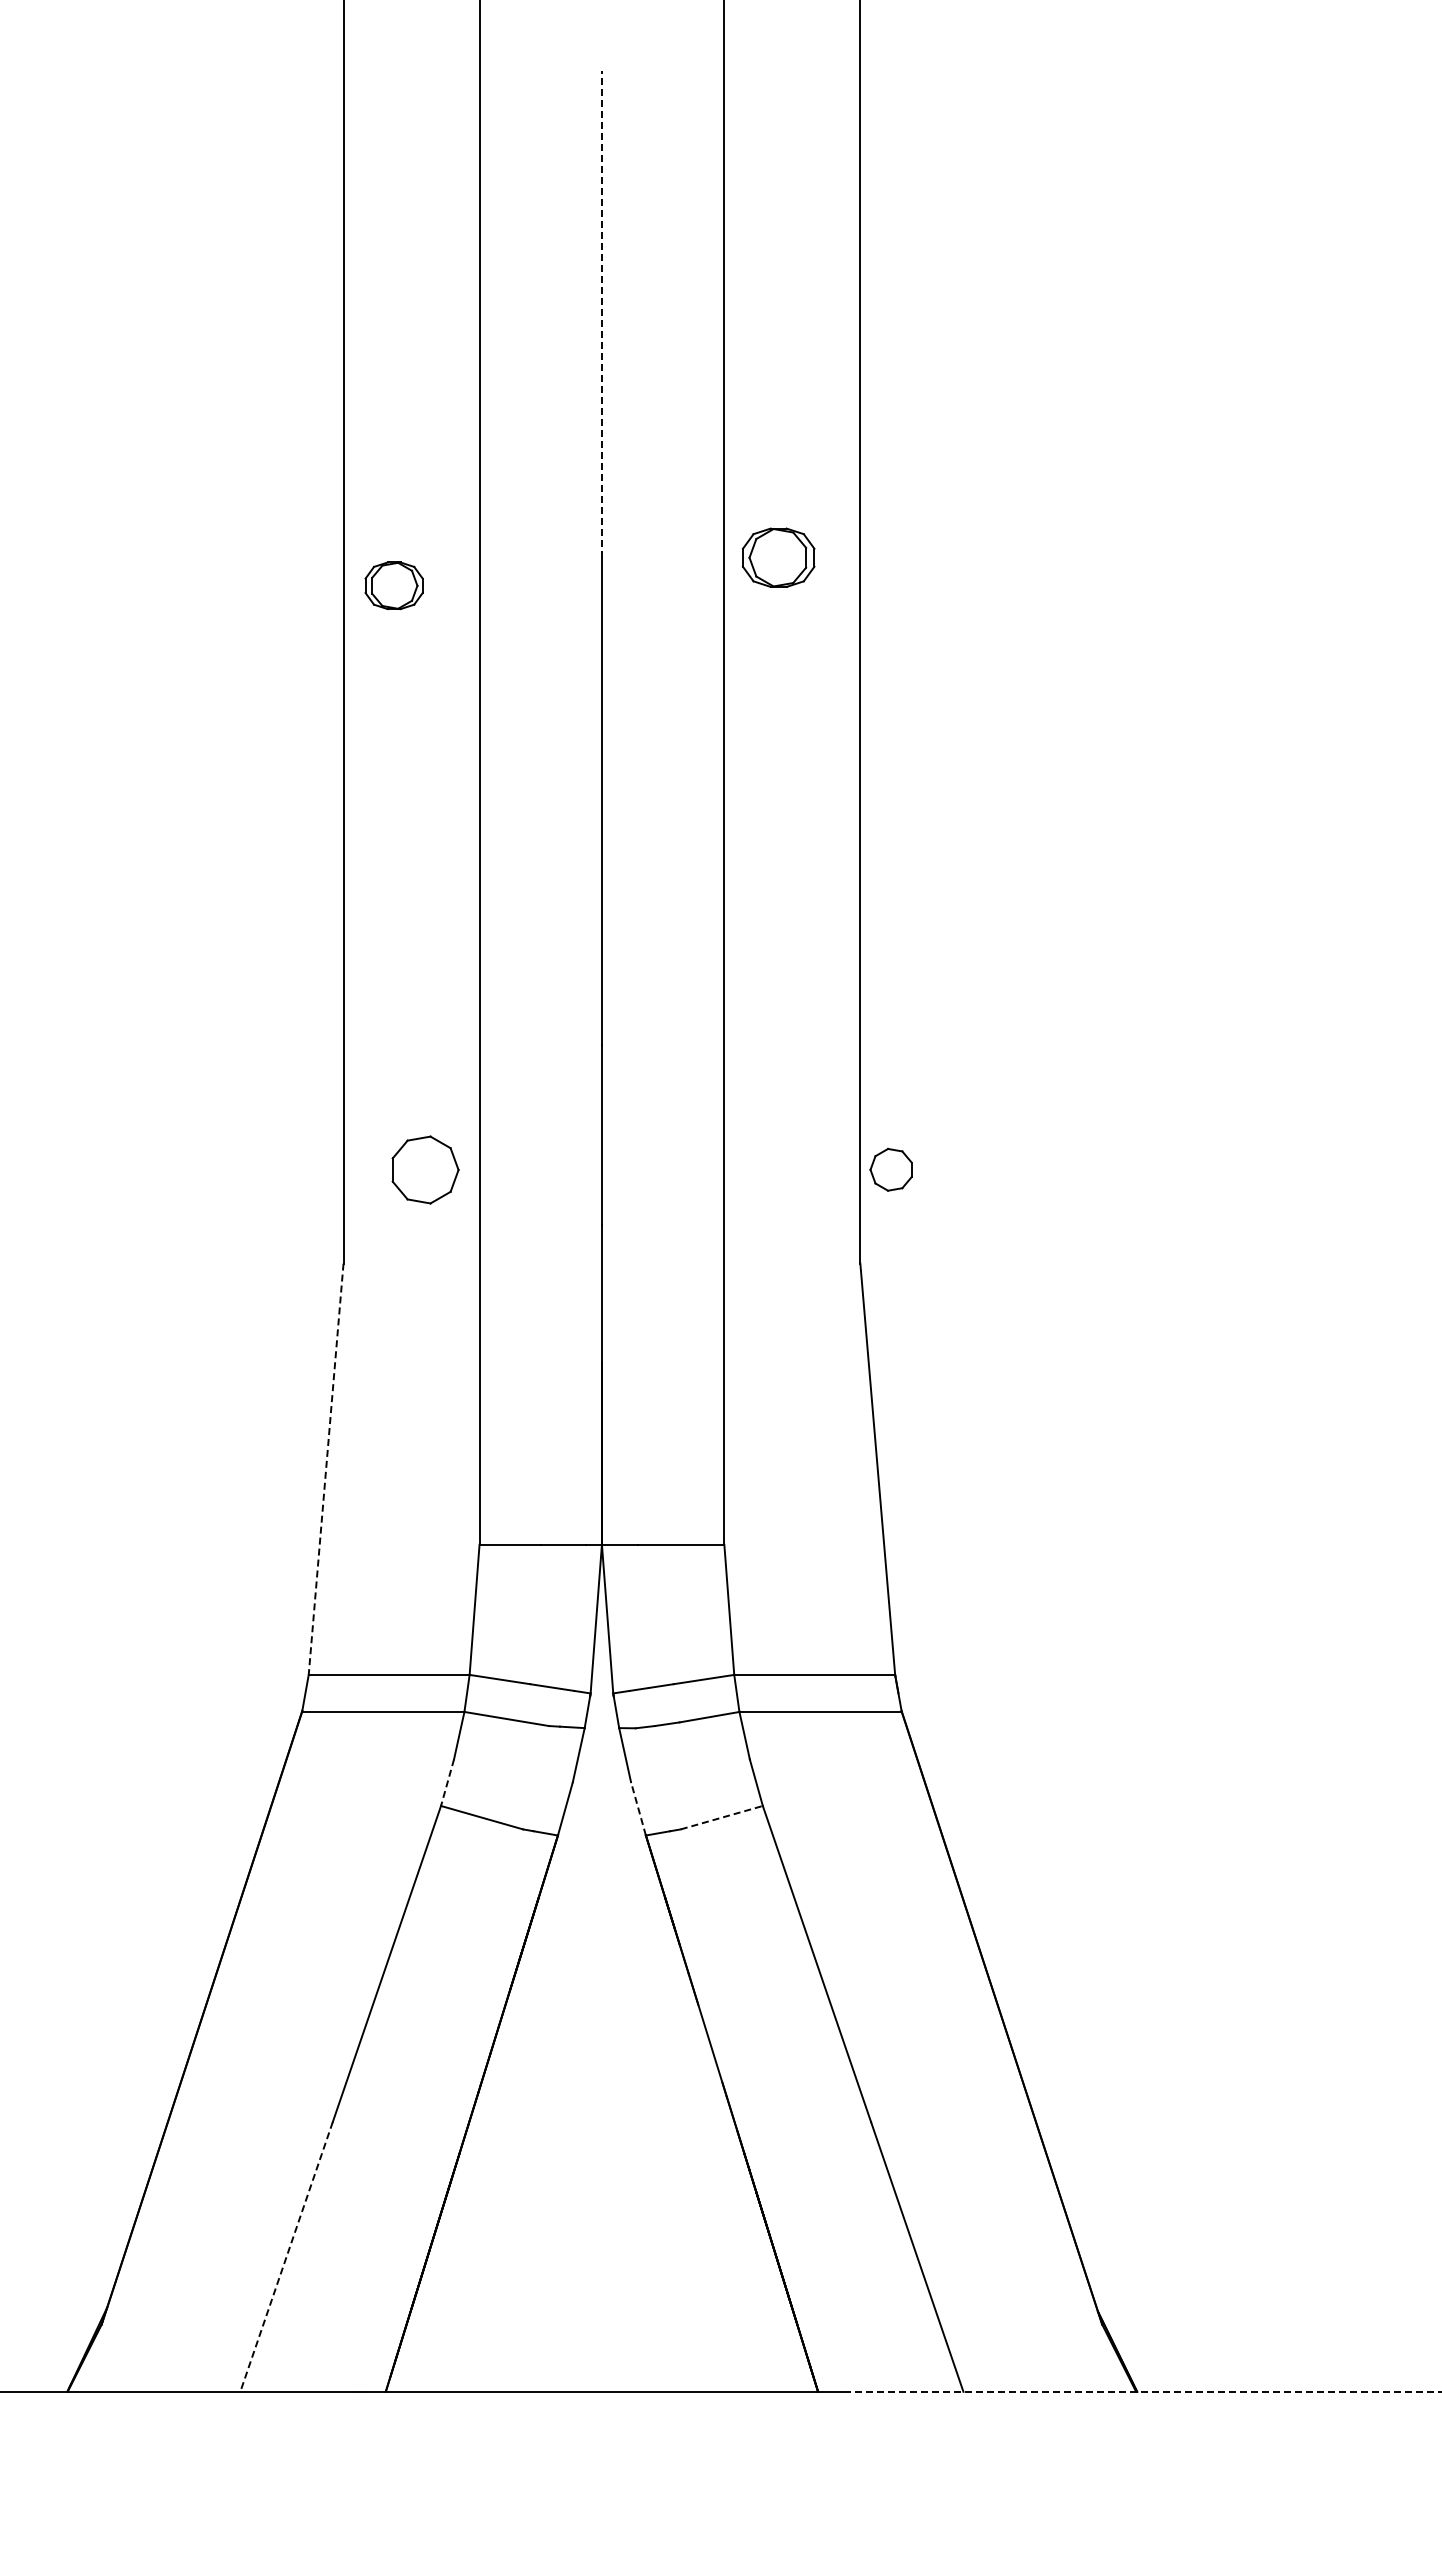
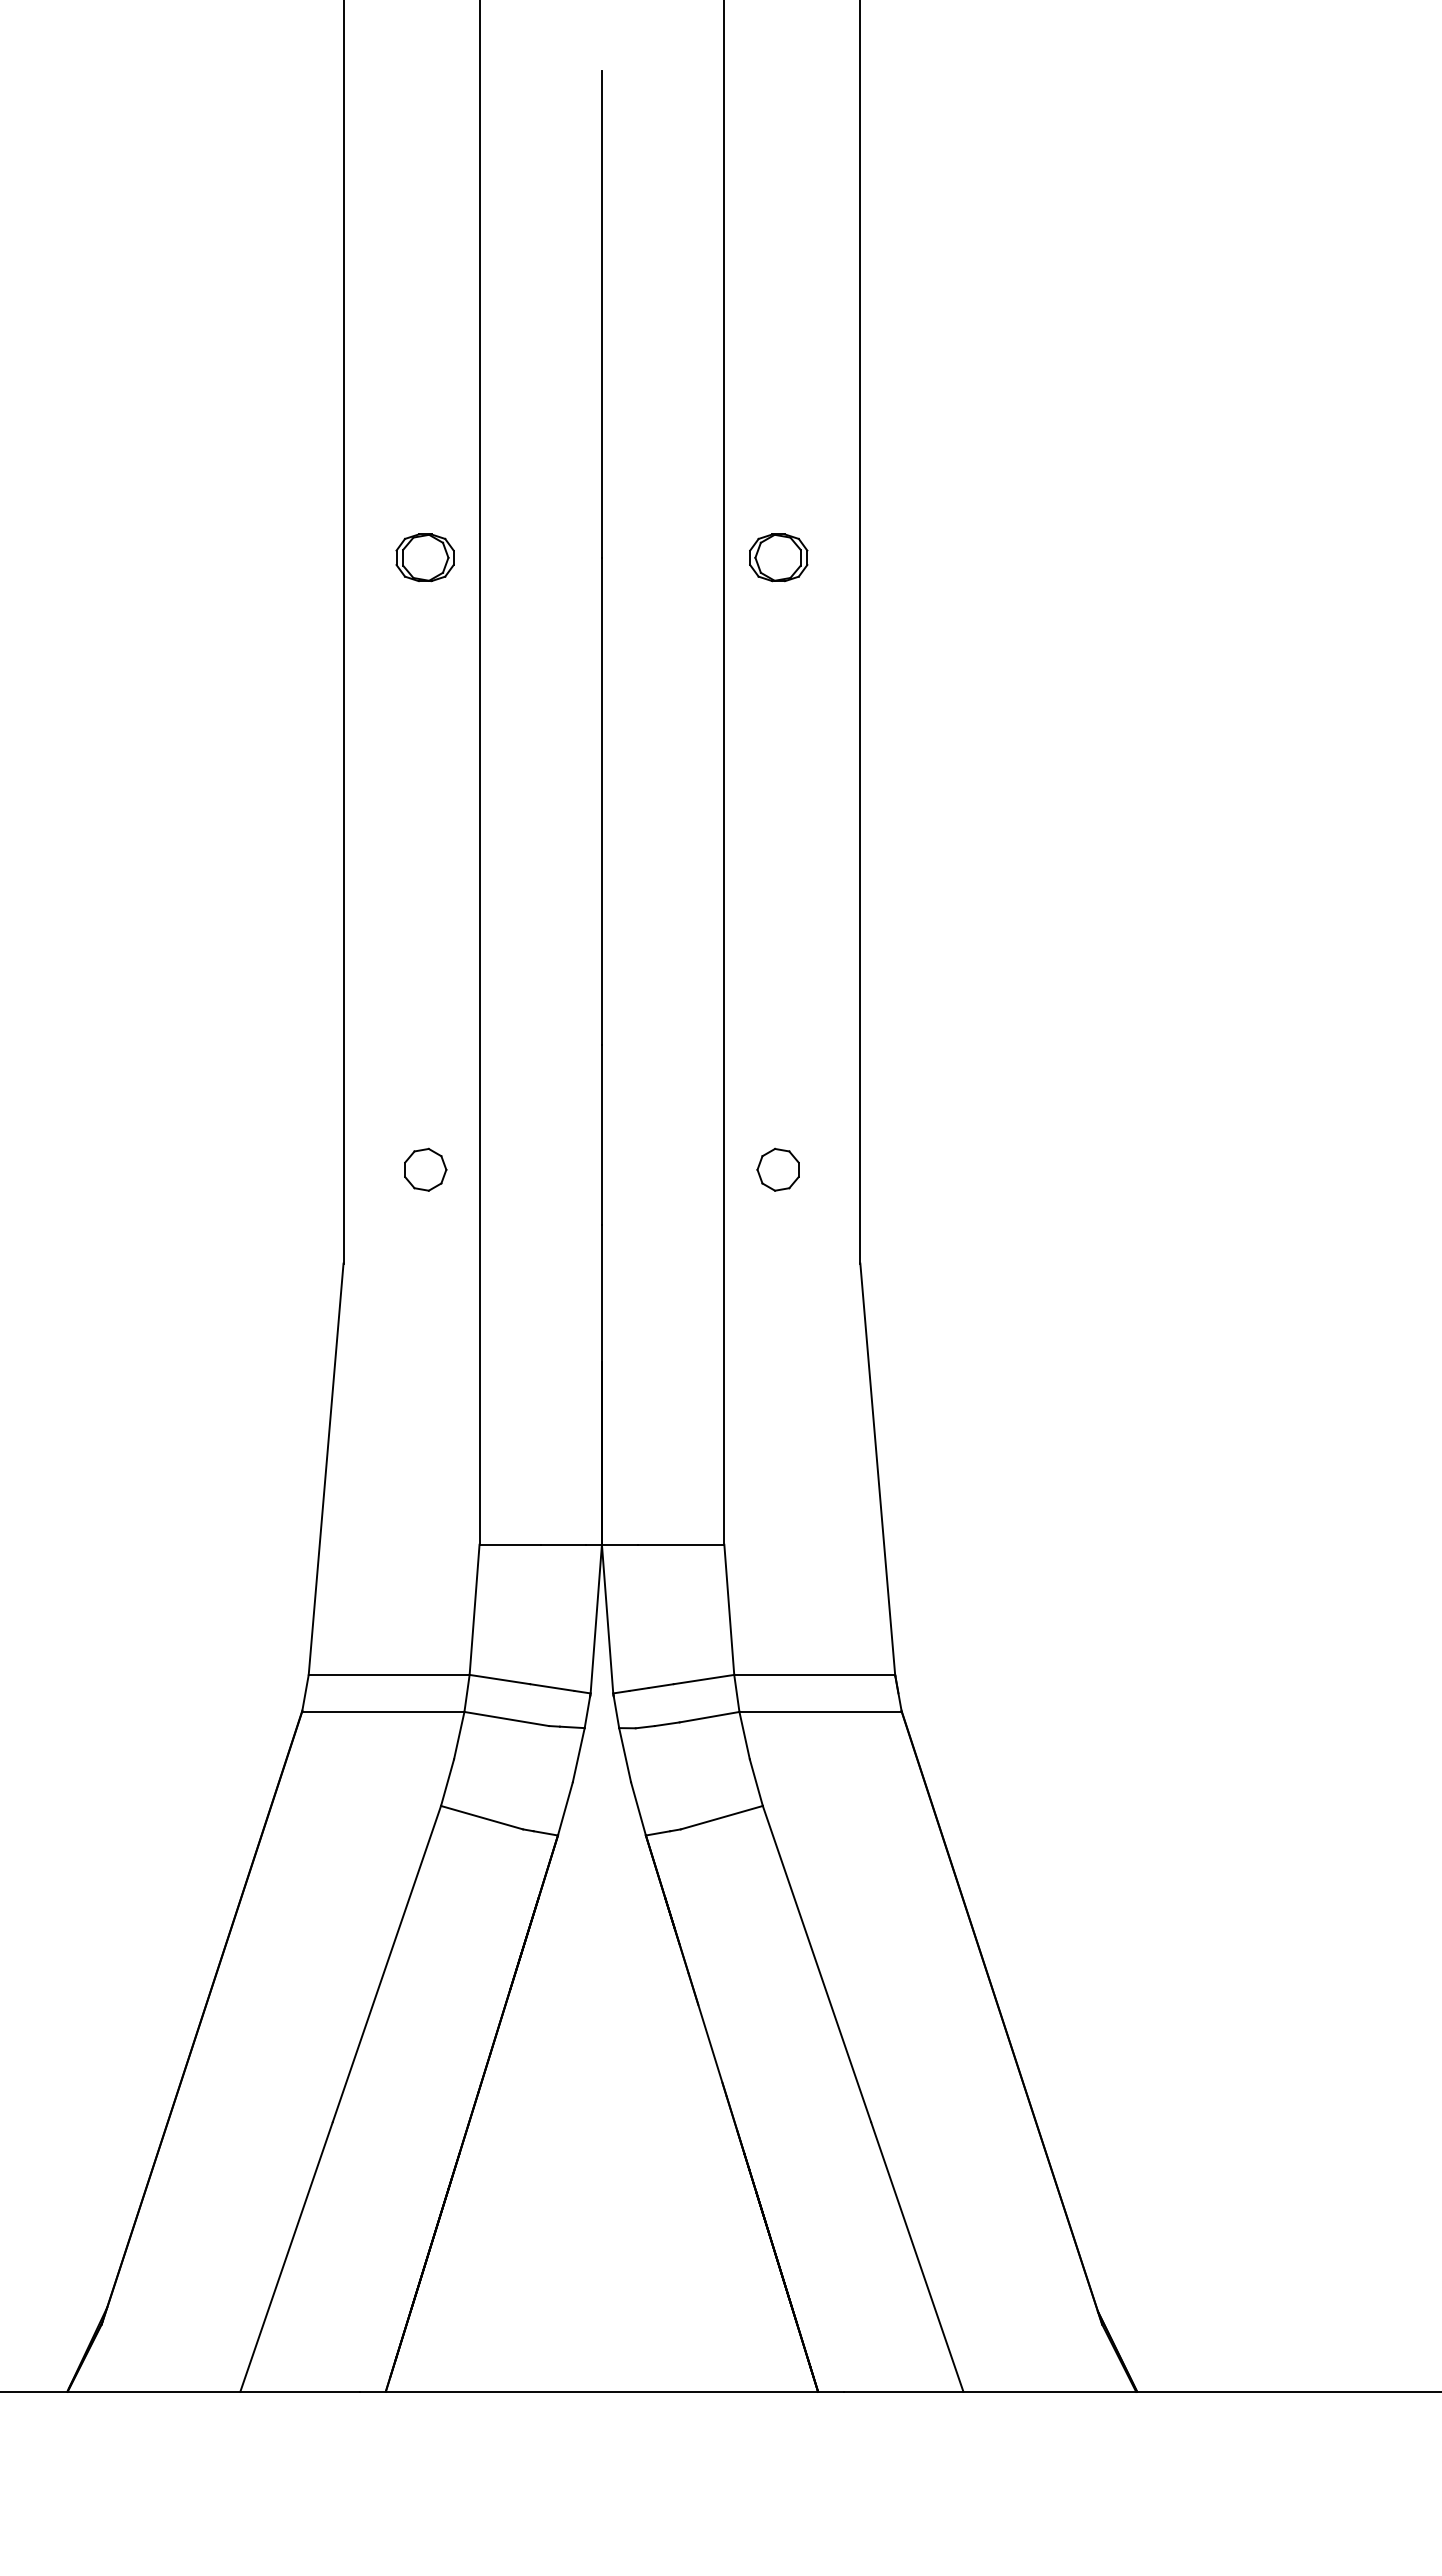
line: dashed -> solid (601, 314)
part size: 75x61 px -> 60x50 px (778, 557)
part position: (393, 585) -> (424, 557) (424, 557)
part size: 69x70 px -> 44x45 px (425, 1169)
part position: (890, 1169) -> (777, 1169) (777, 1169)
line: dashed -> solid (326, 1469)
line: dashed -> solid (447, 1783)
line: dashed -> solid (638, 1808)
line: dashed -> solid (721, 1817)
line: dashed -> solid (286, 2256)
line: dashed -> solid (1142, 2391)
